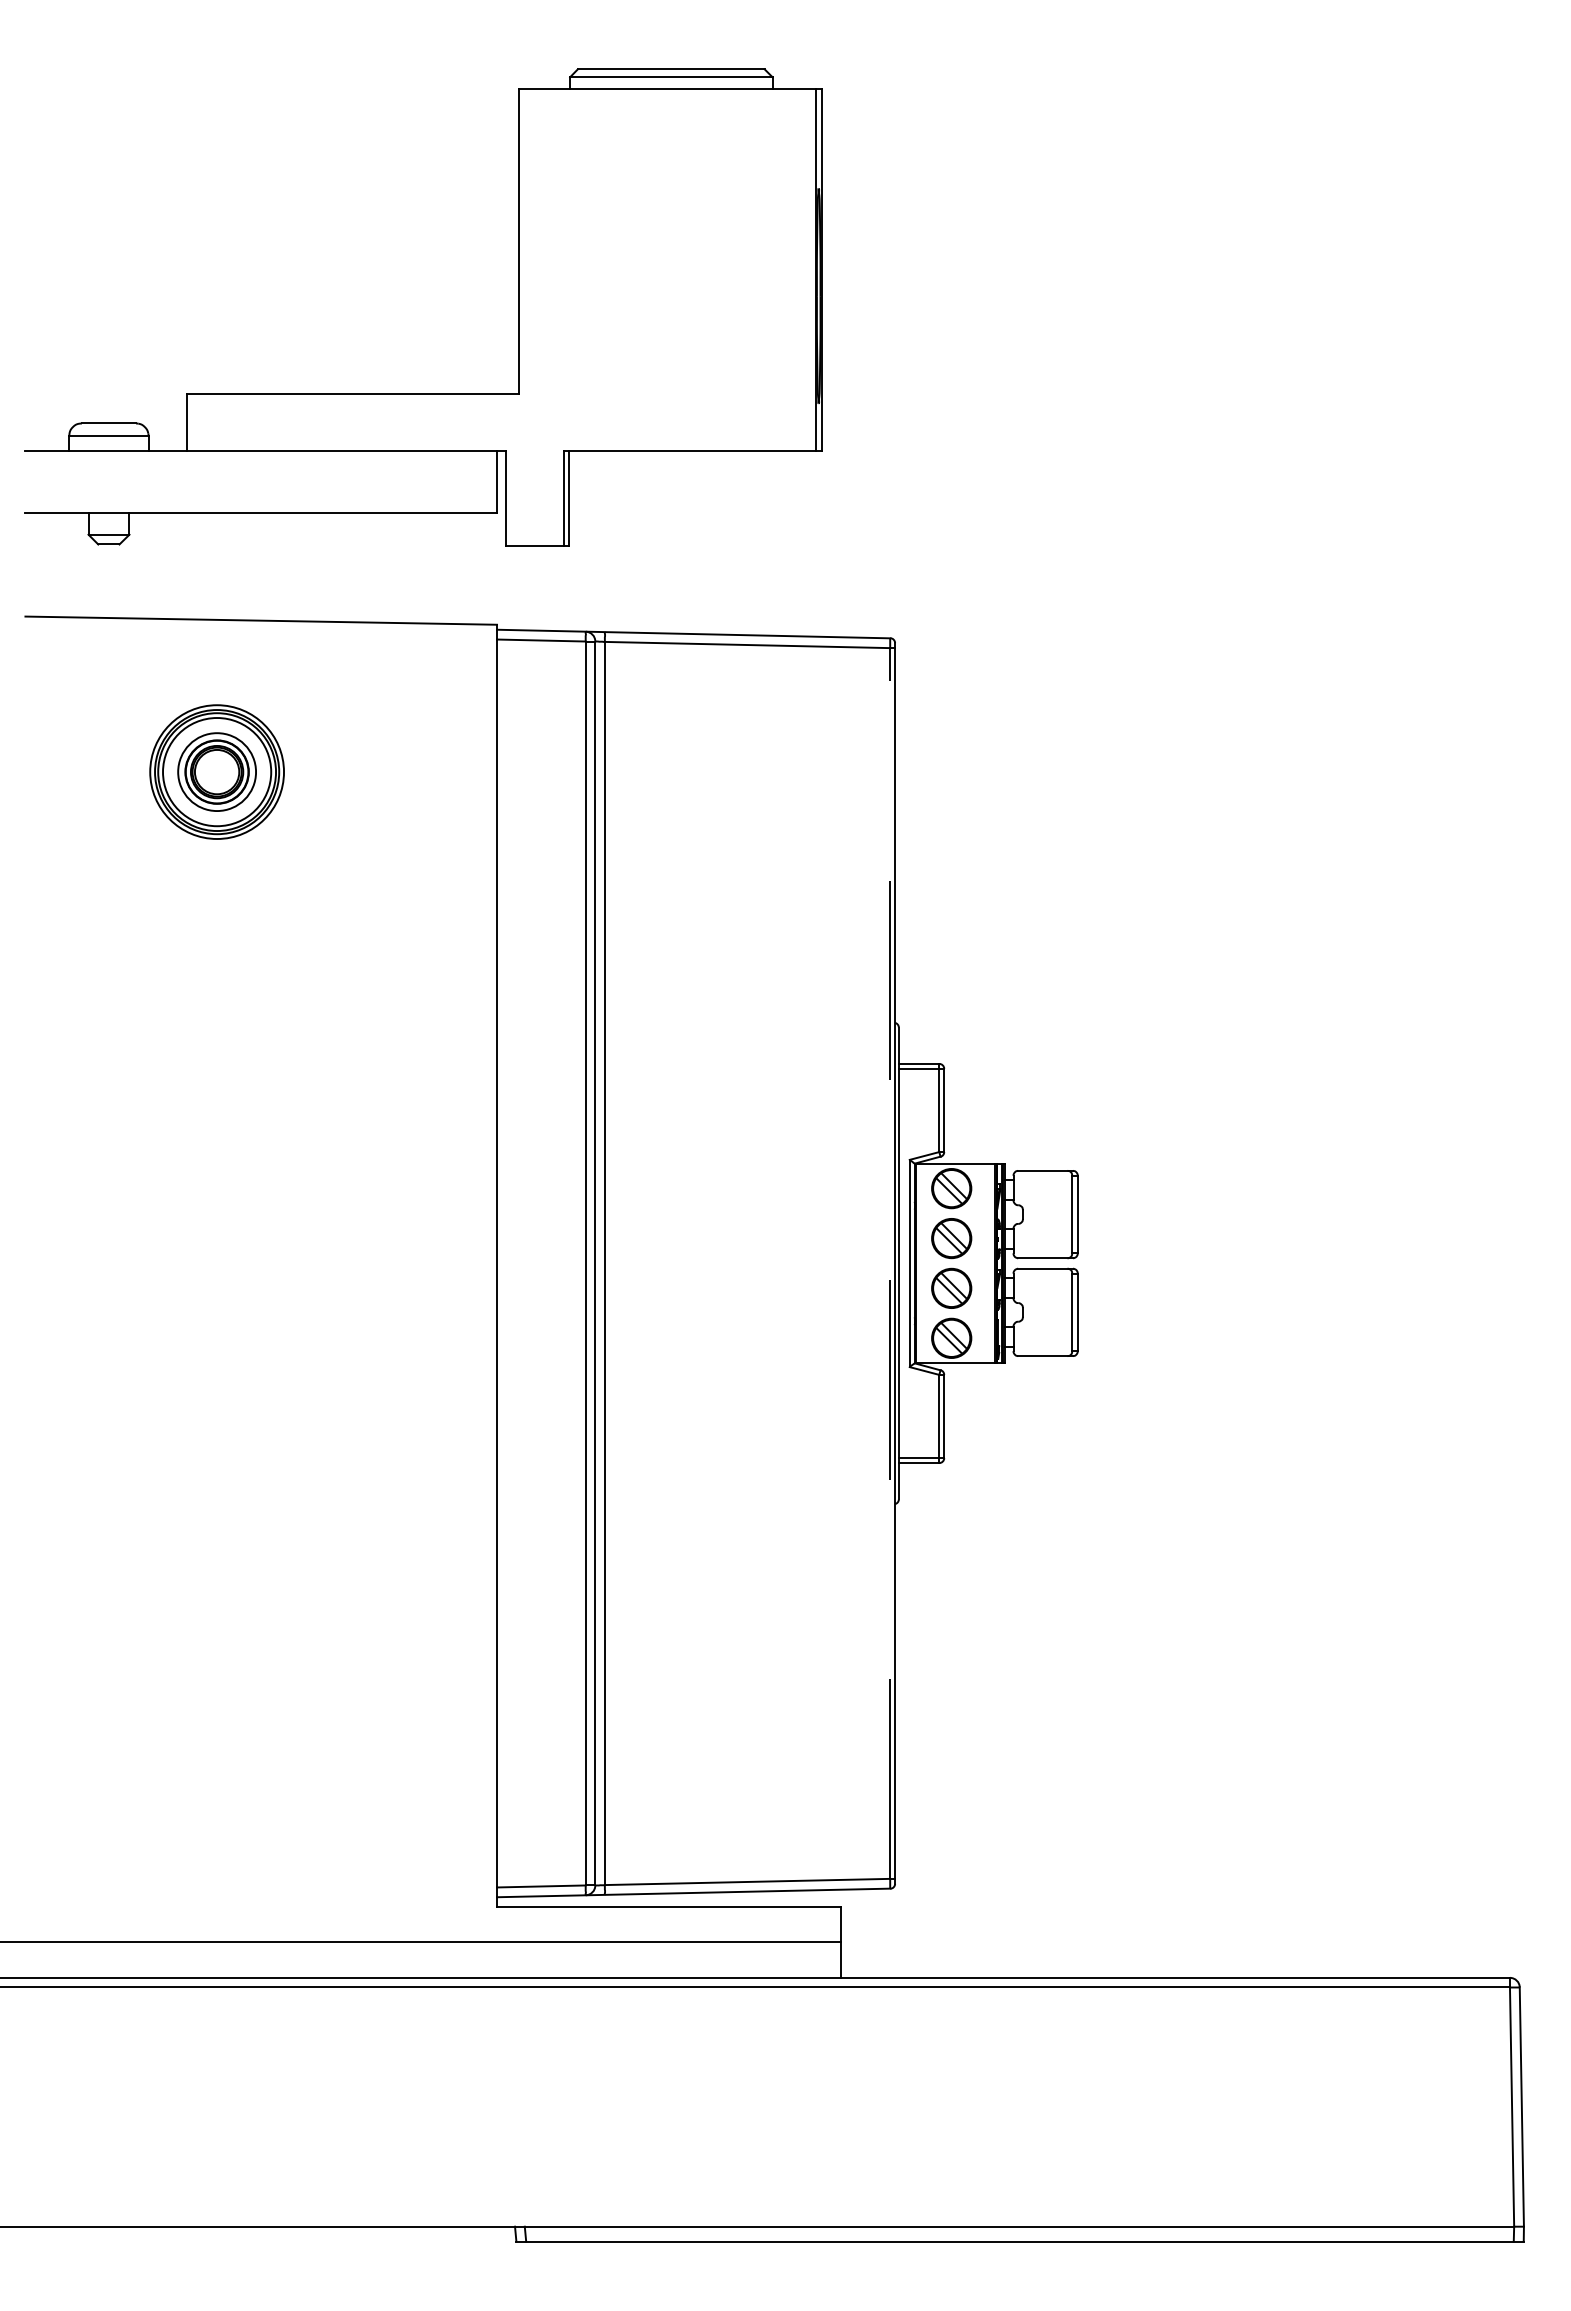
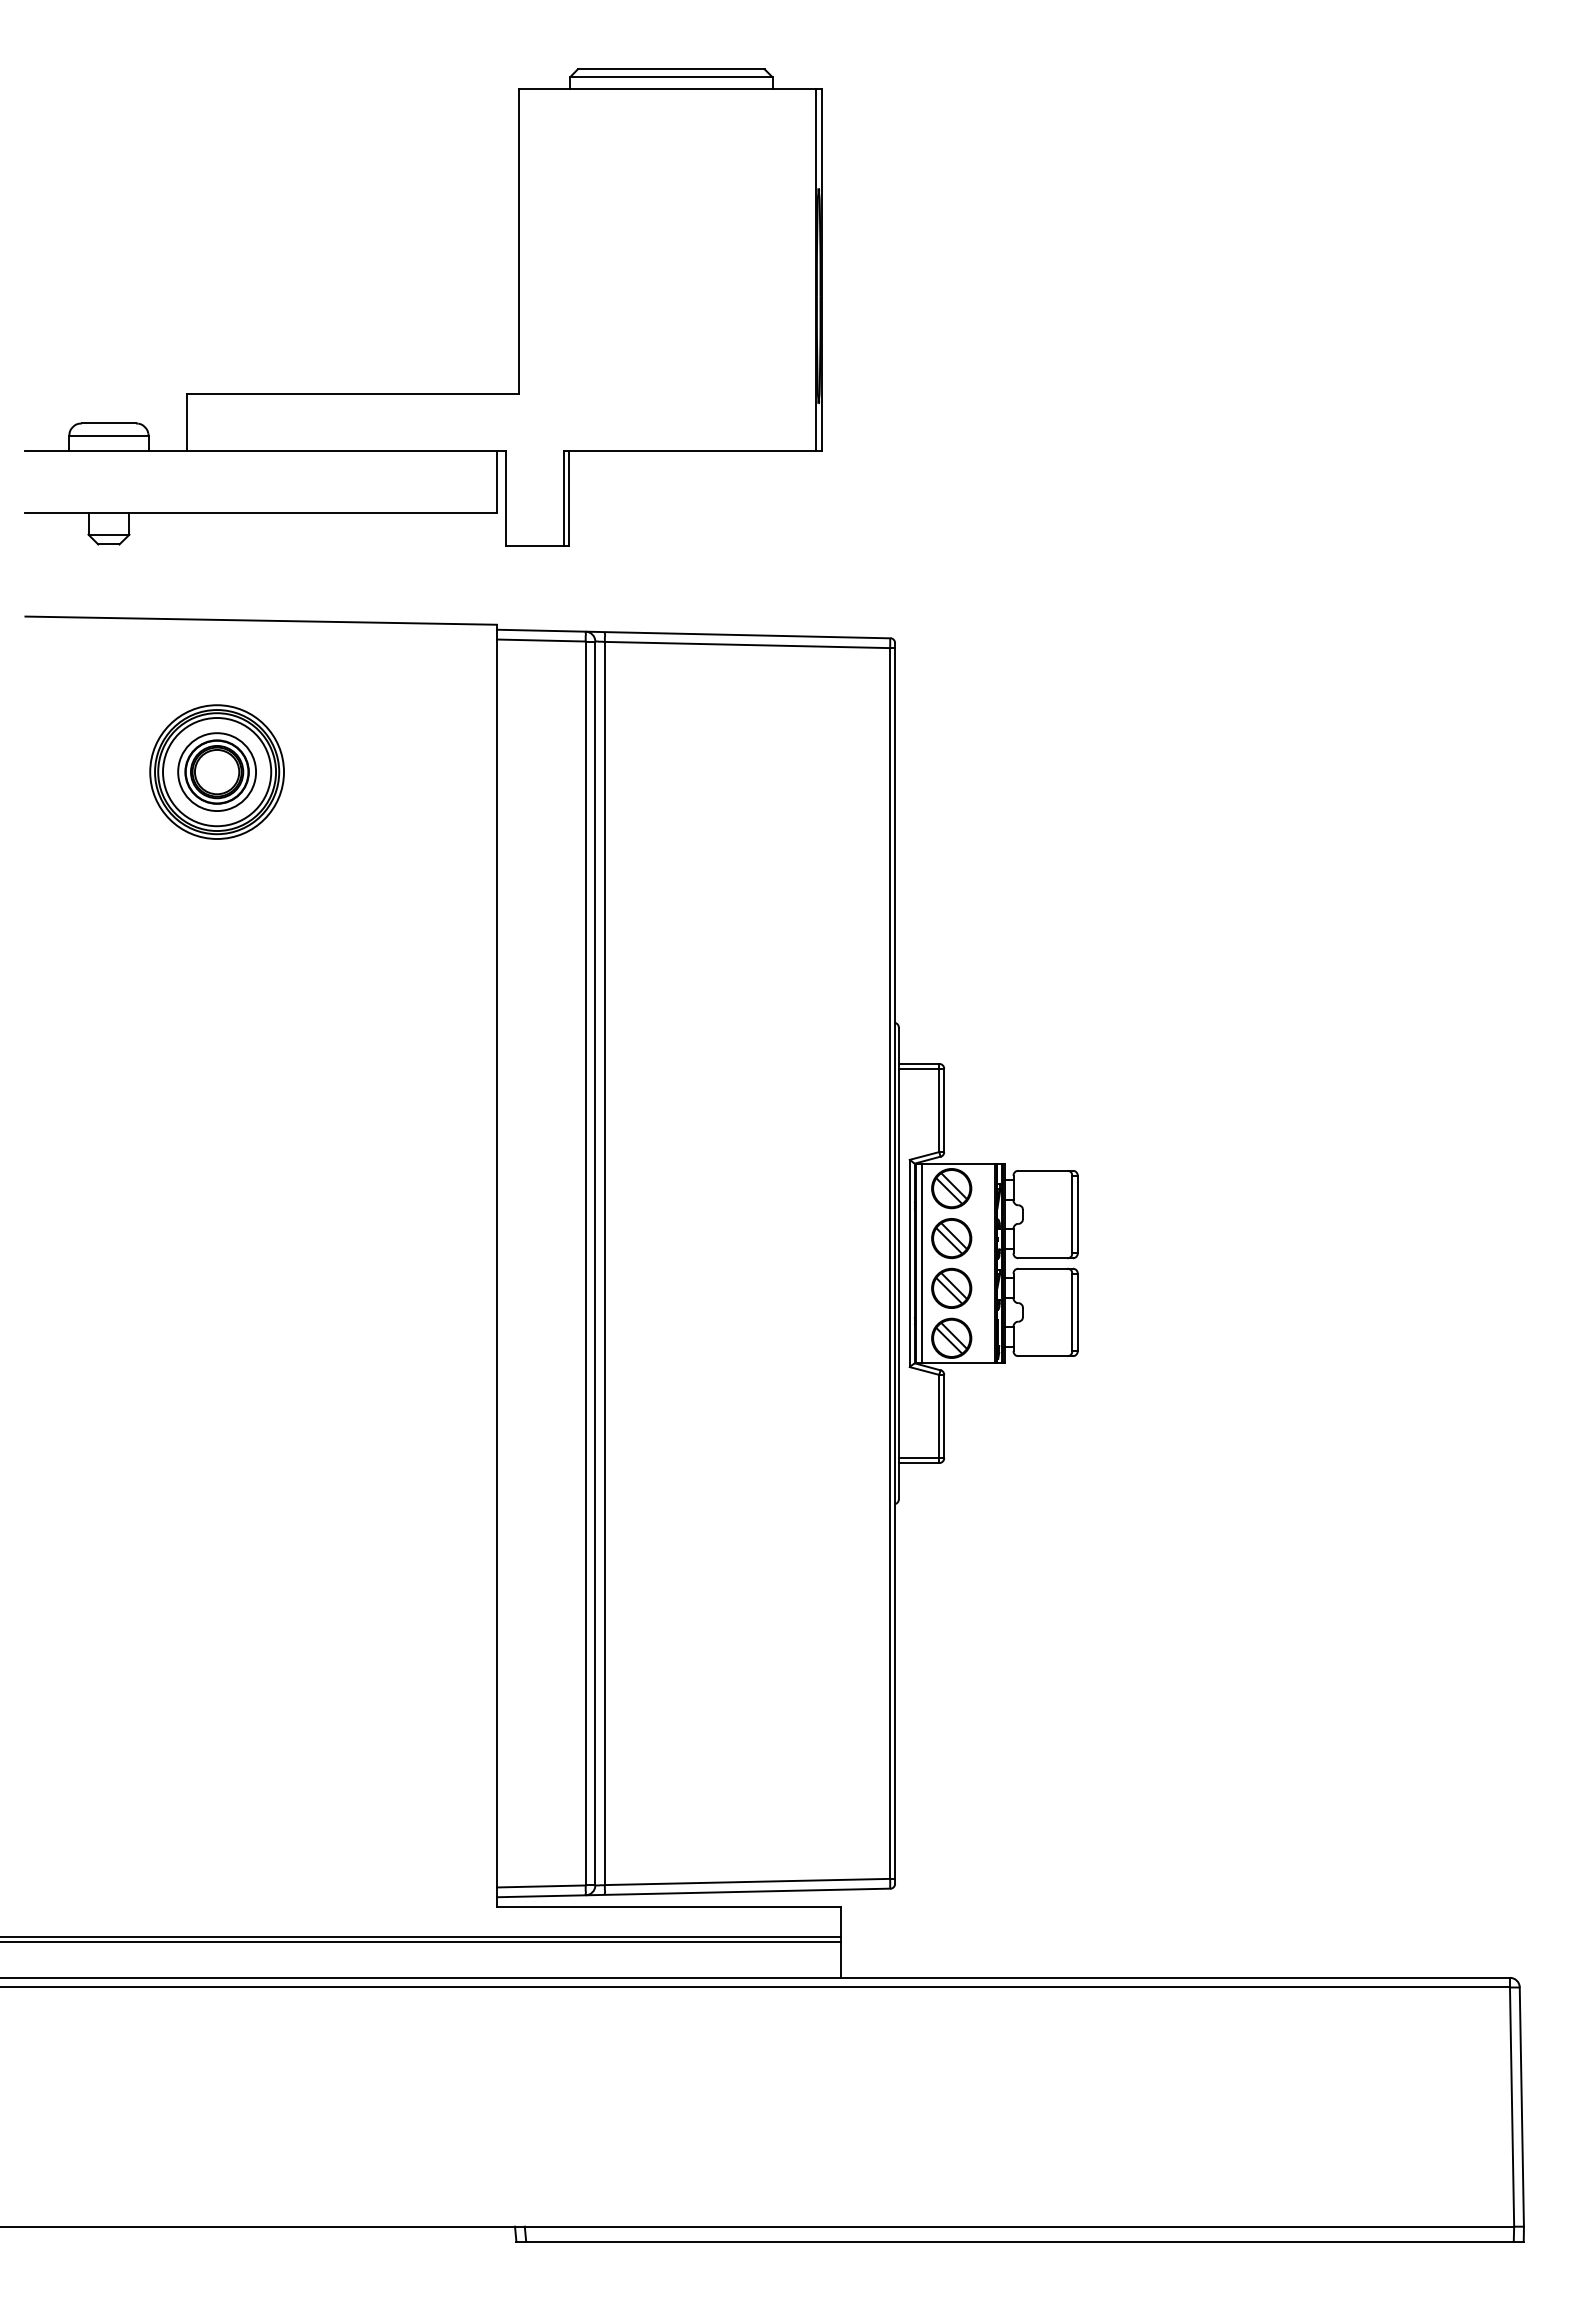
line: dashed -> solid (890, 1262)
line: none -> present (922, 1263)
line: none -> present (421, 1936)
